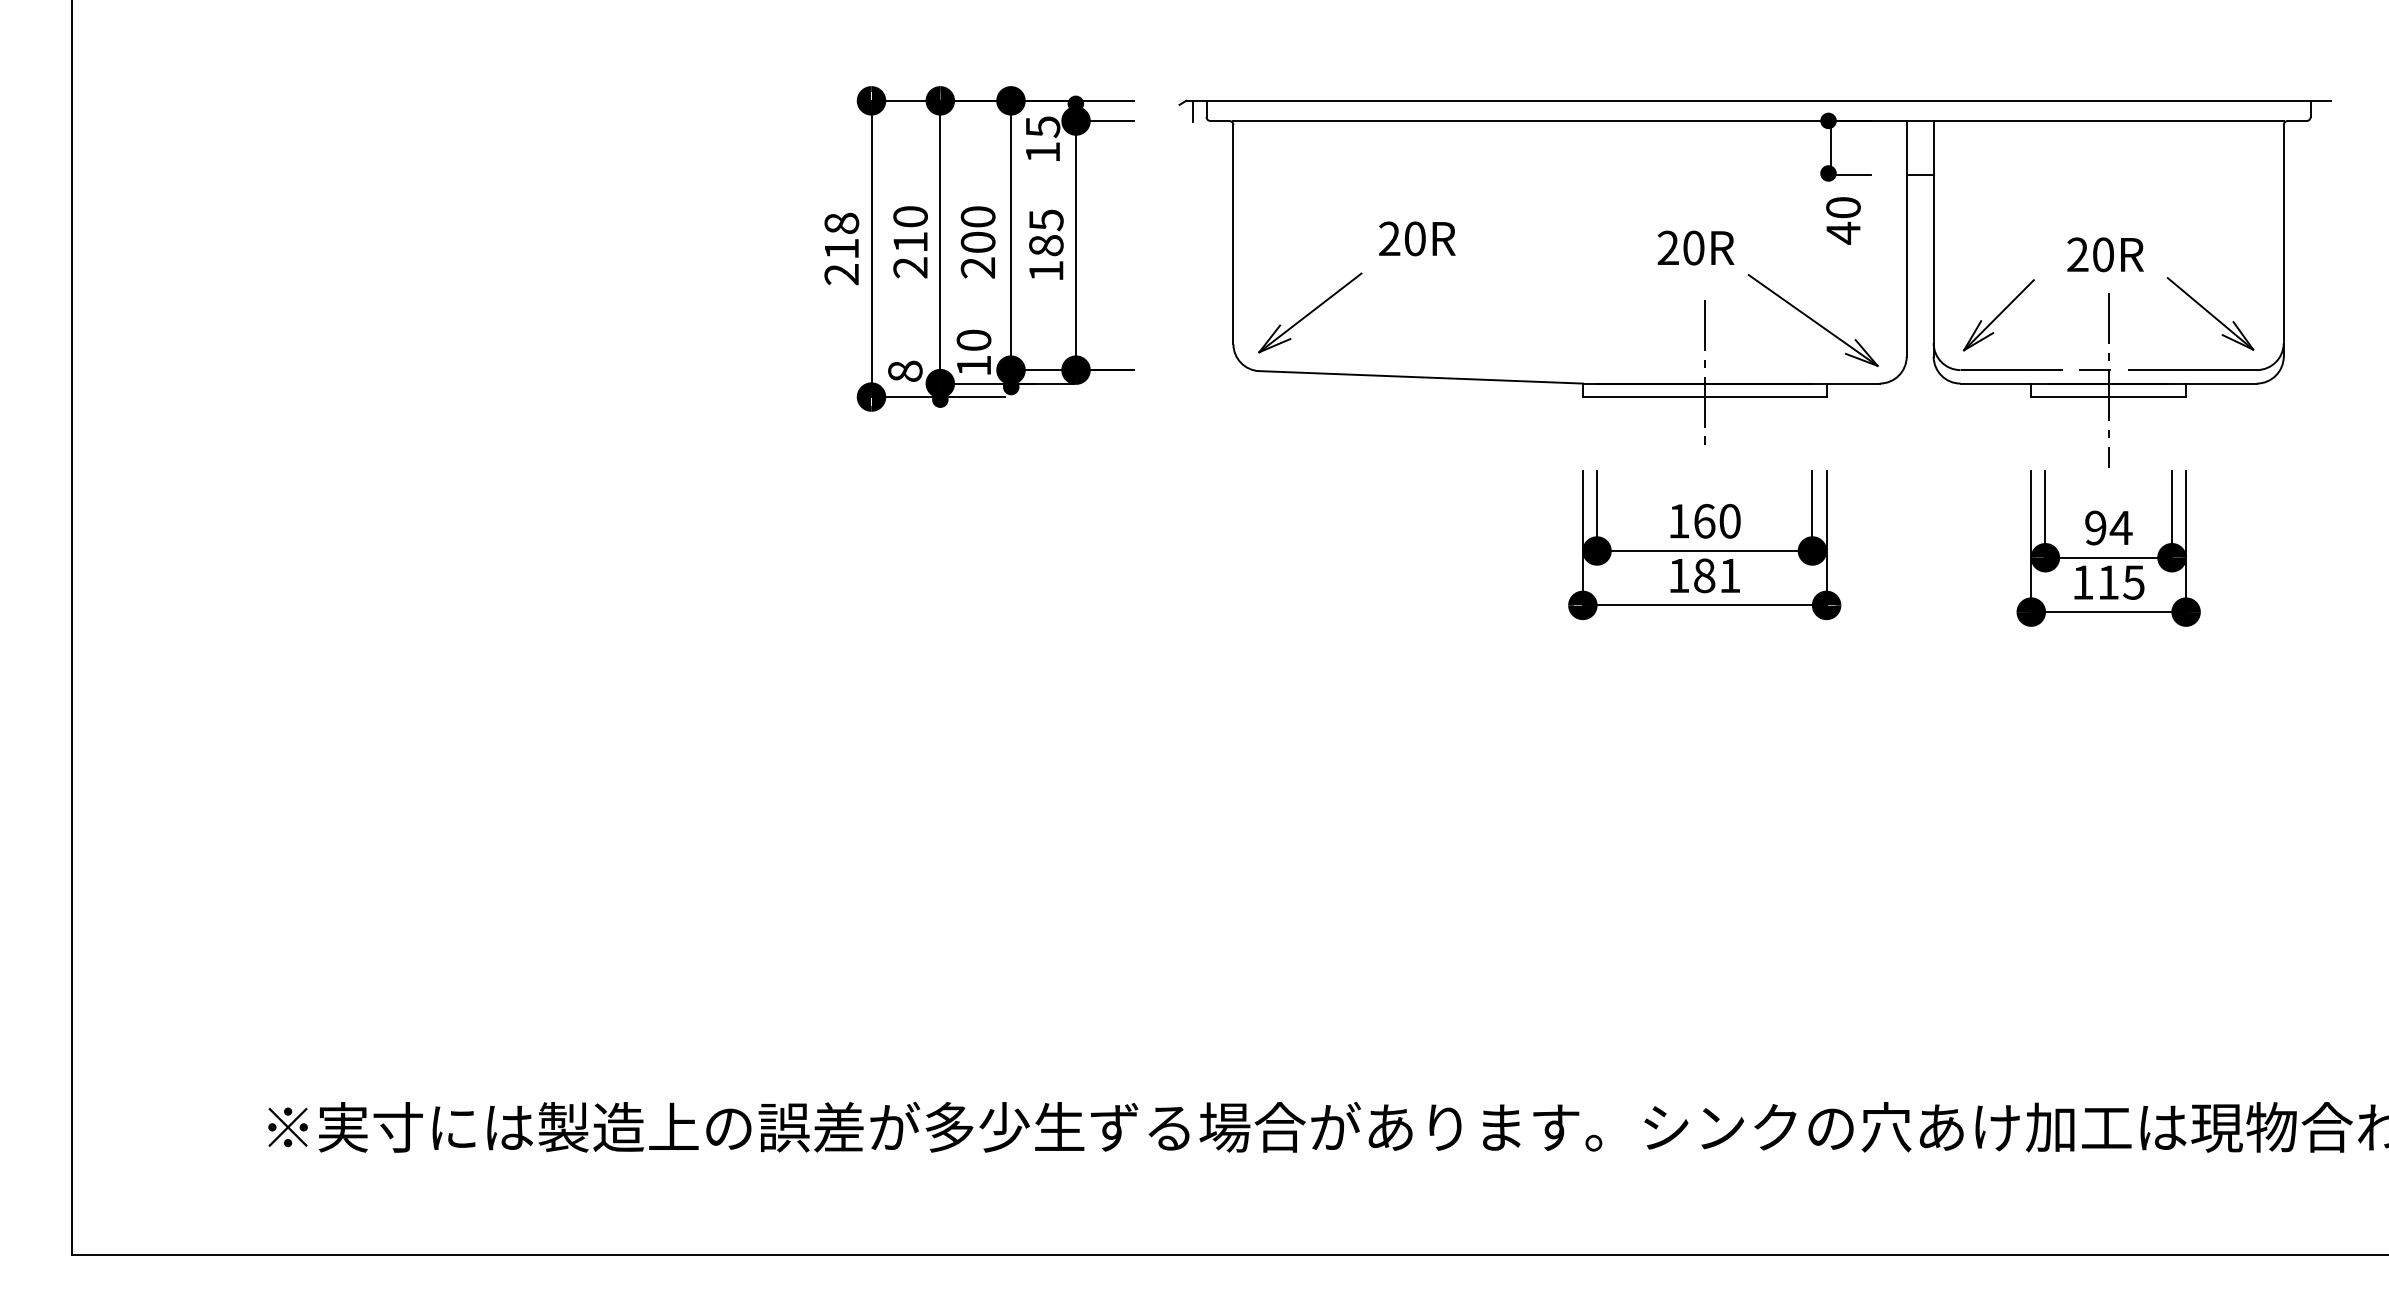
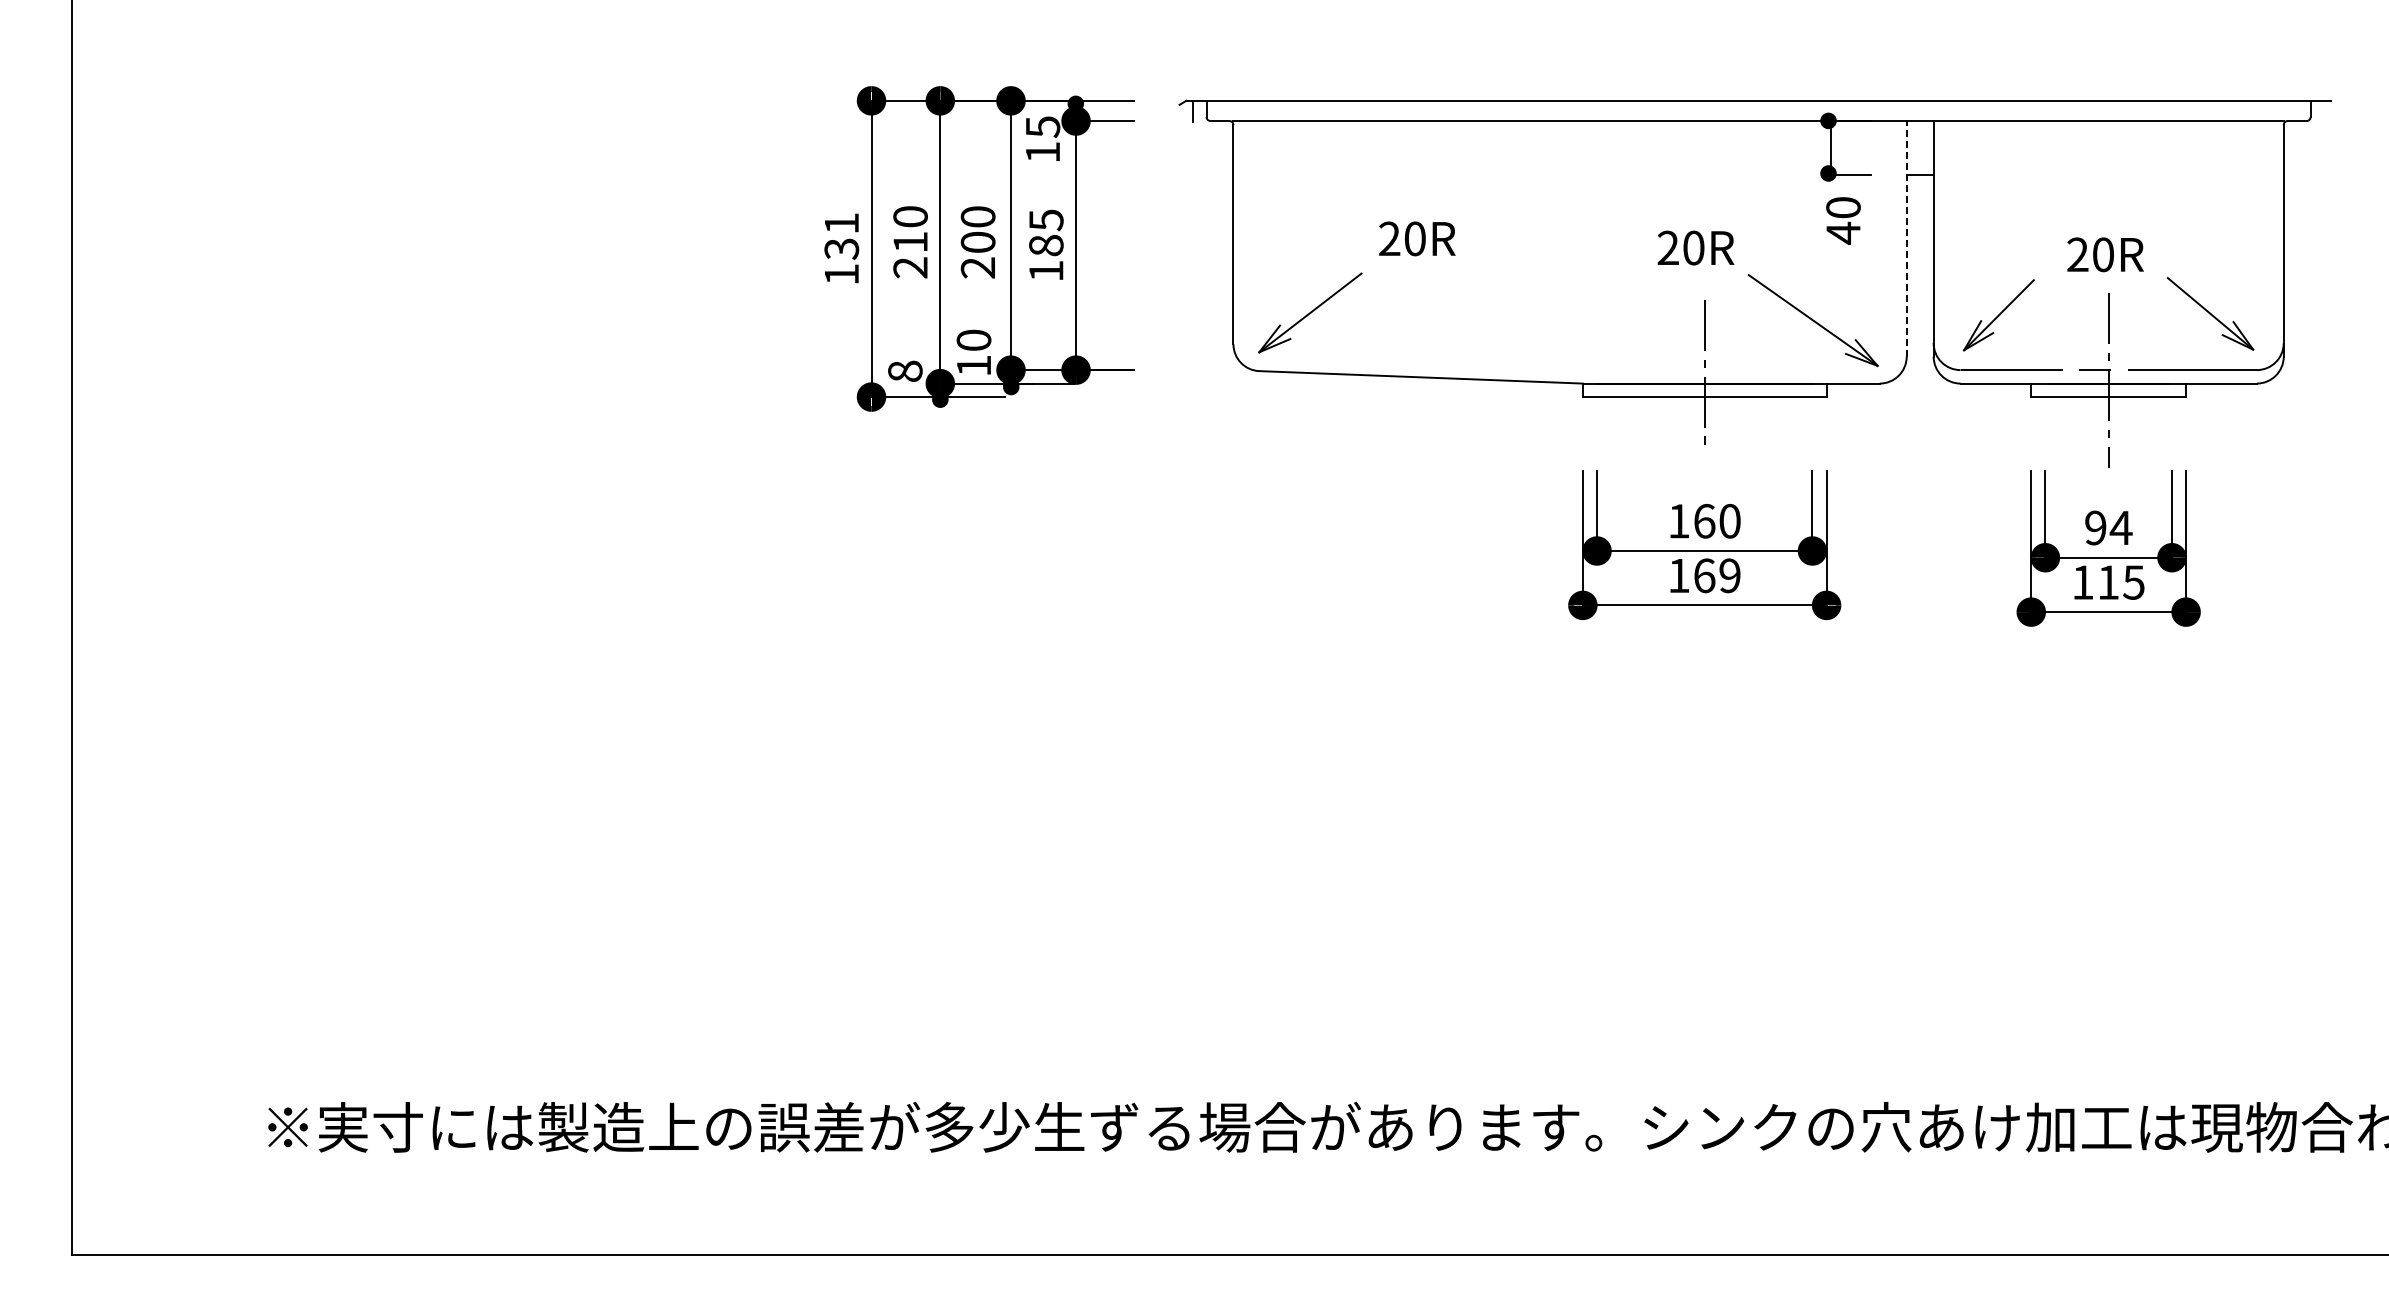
line: solid -> dashed (1906, 238)
text: 218 -> 131 (841, 248)
text: 181 -> 169 (1717, 575)
